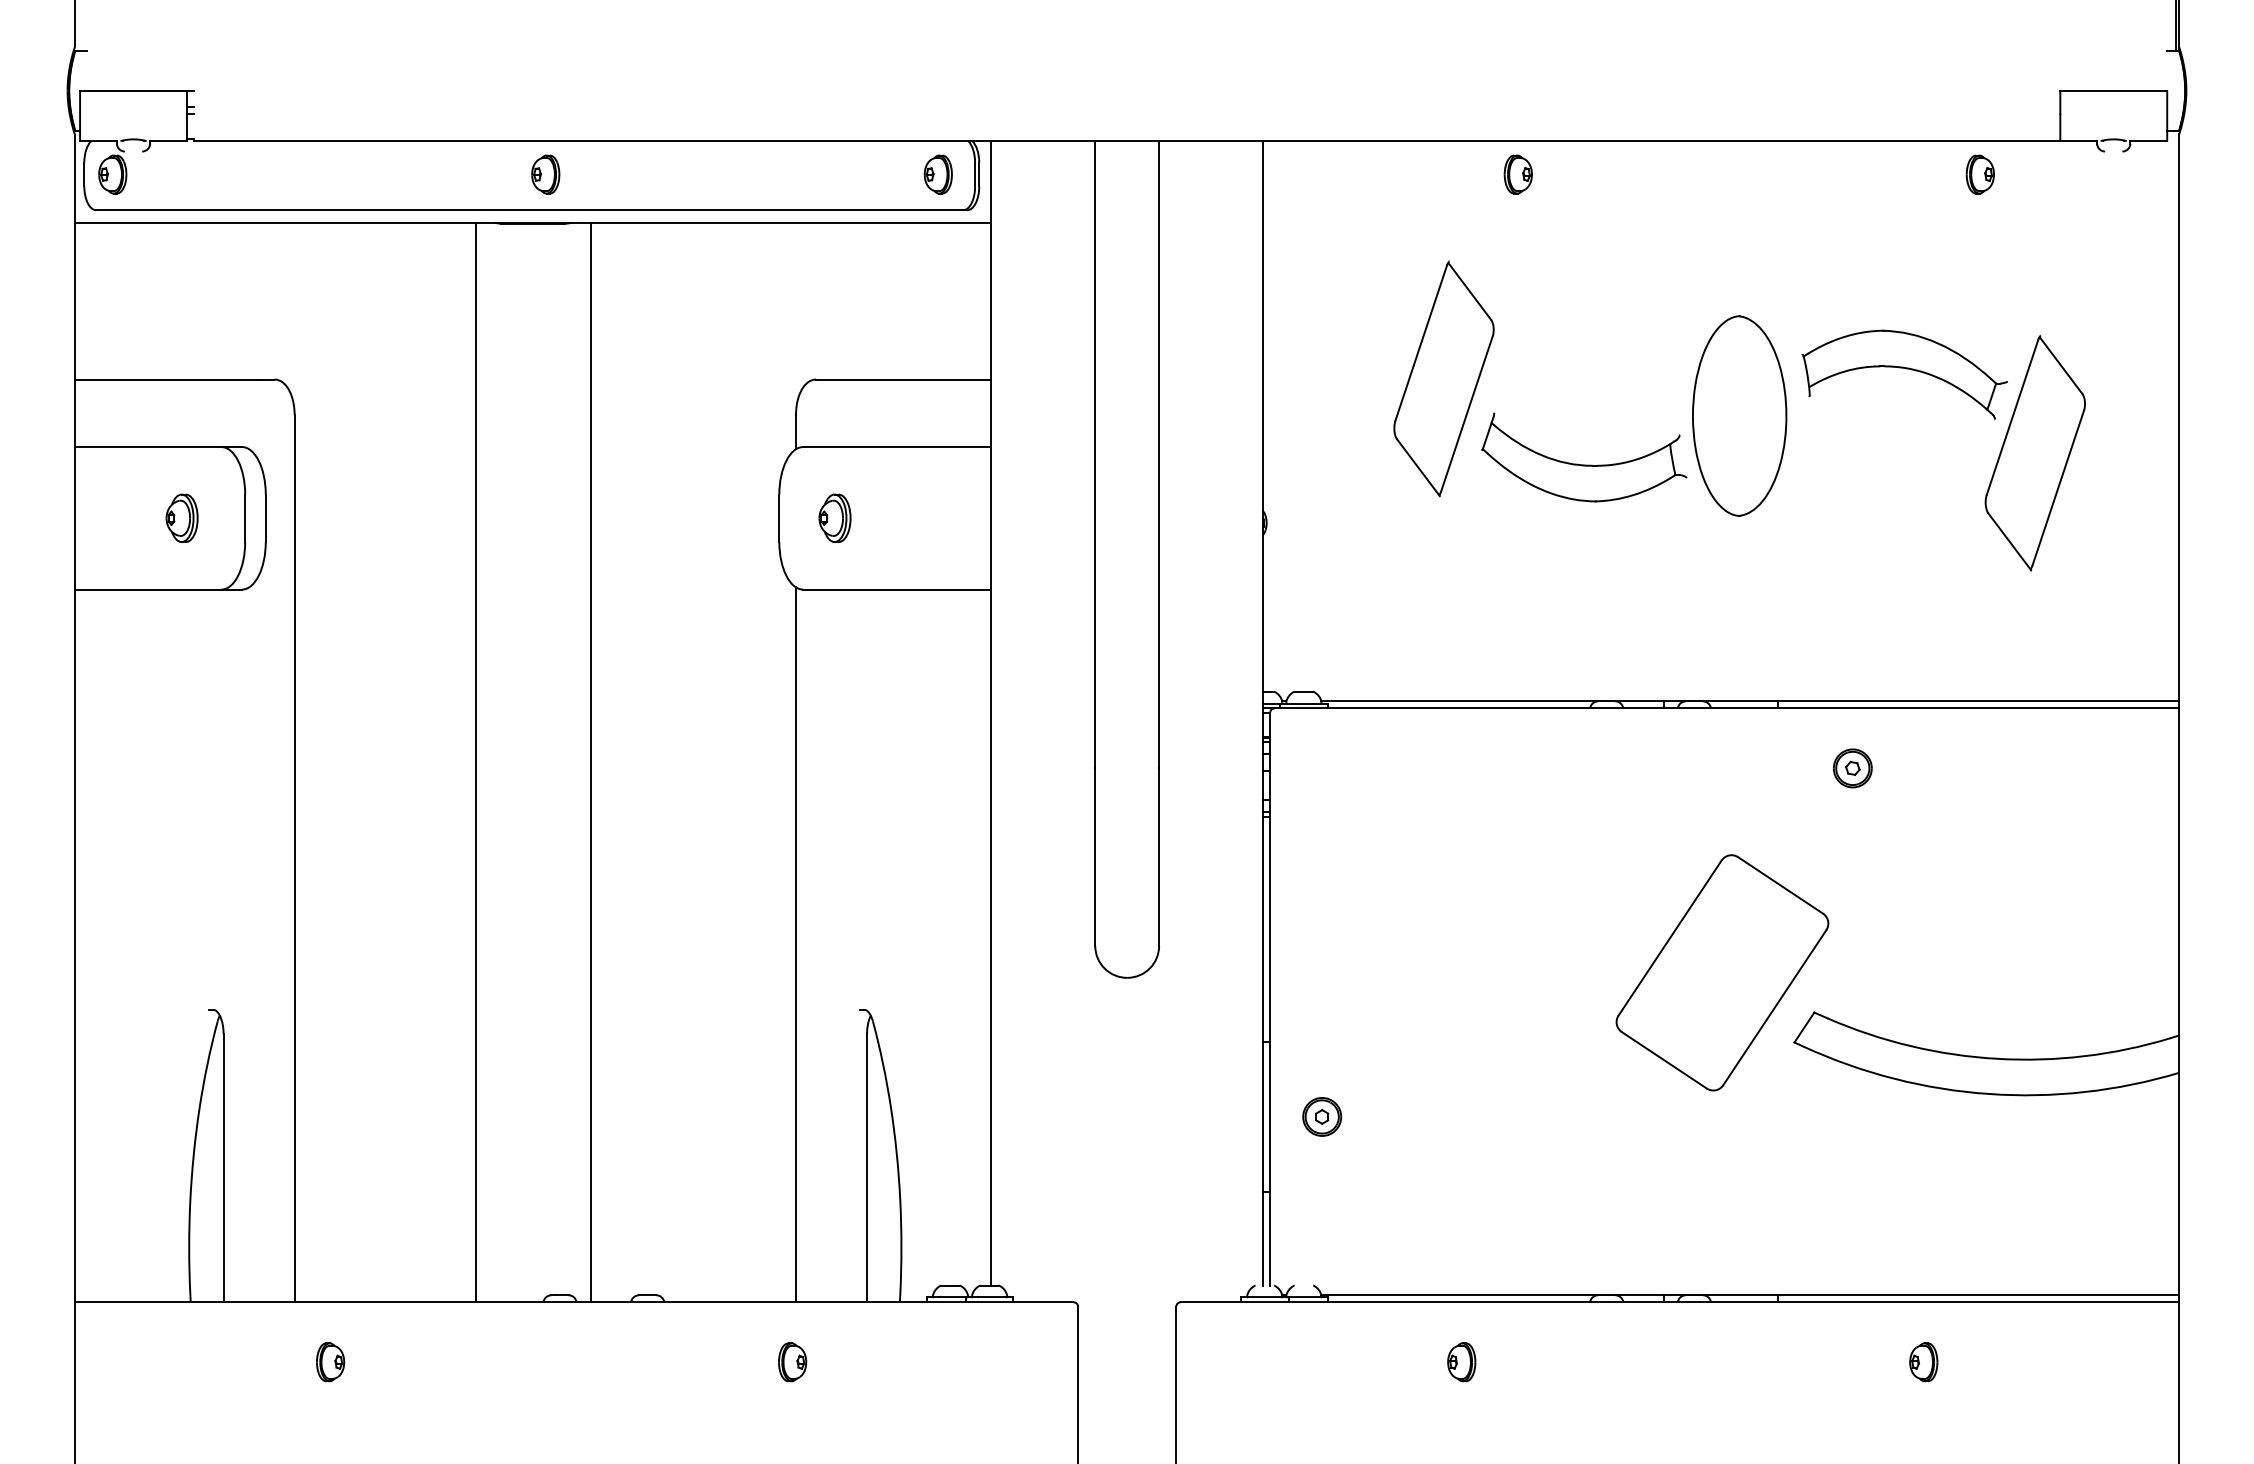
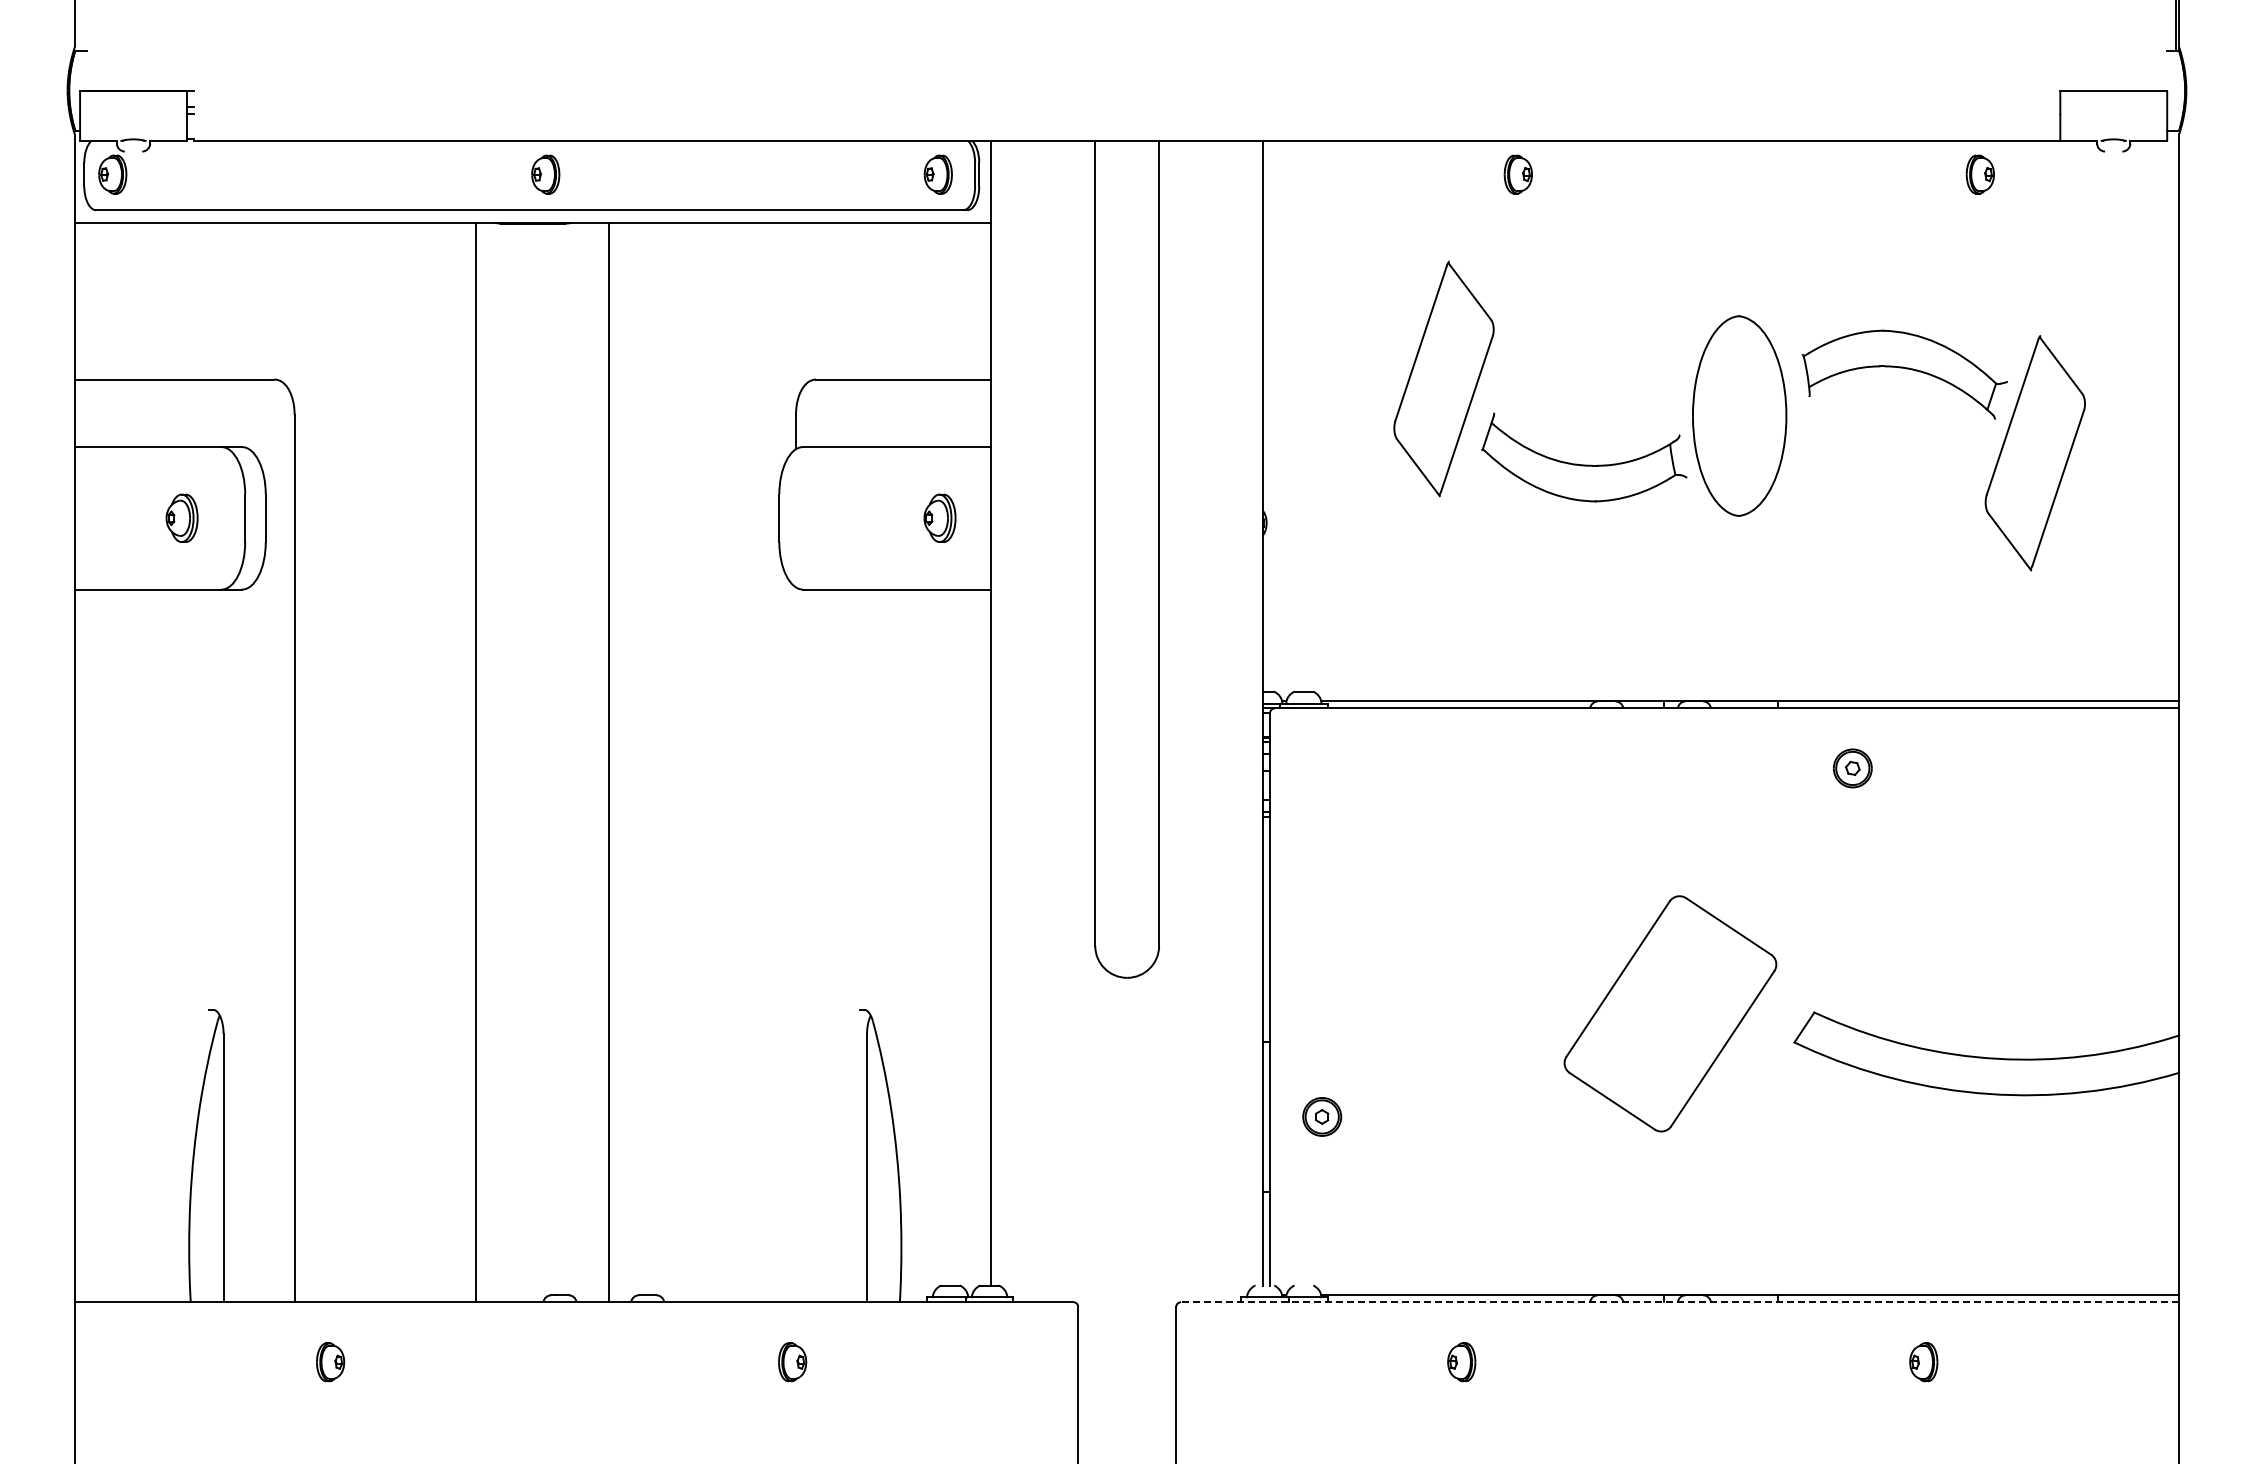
part position: (834, 517) -> (939, 517) (939, 517)
line position: (590, 762) -> (608, 762) (608, 762)
line: present -> none (795, 944)
part position: (1722, 972) -> (1670, 1013) (1670, 1013)
line: solid -> dashed (1679, 1302)
